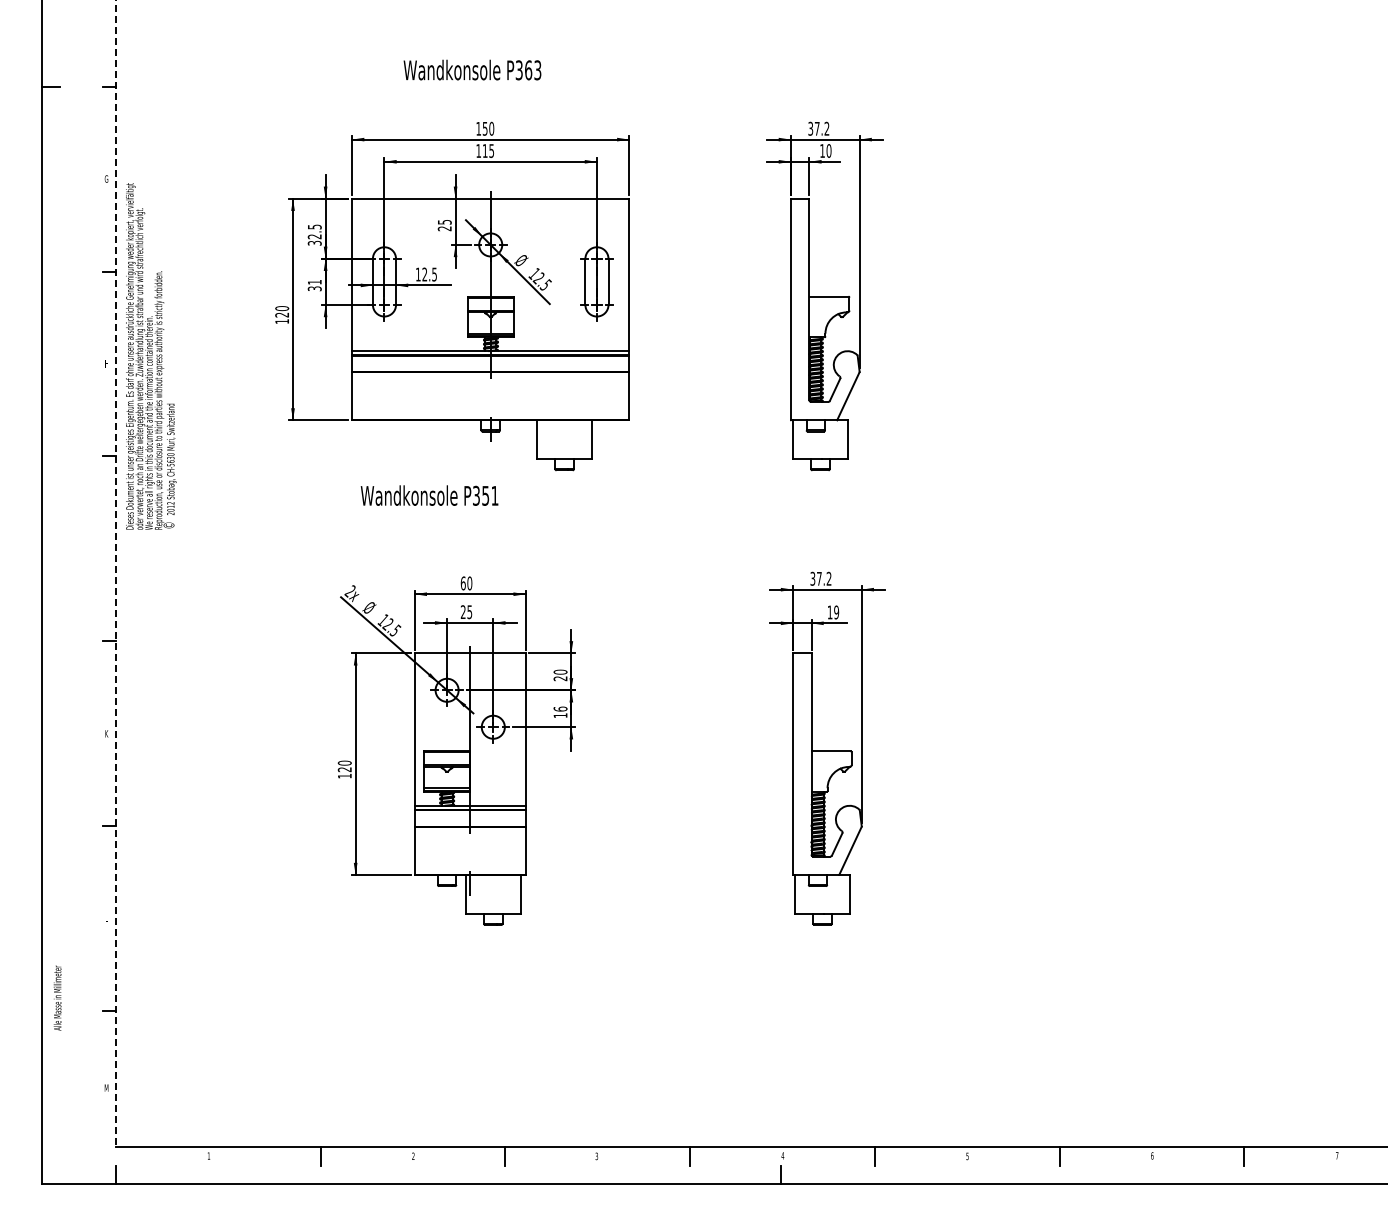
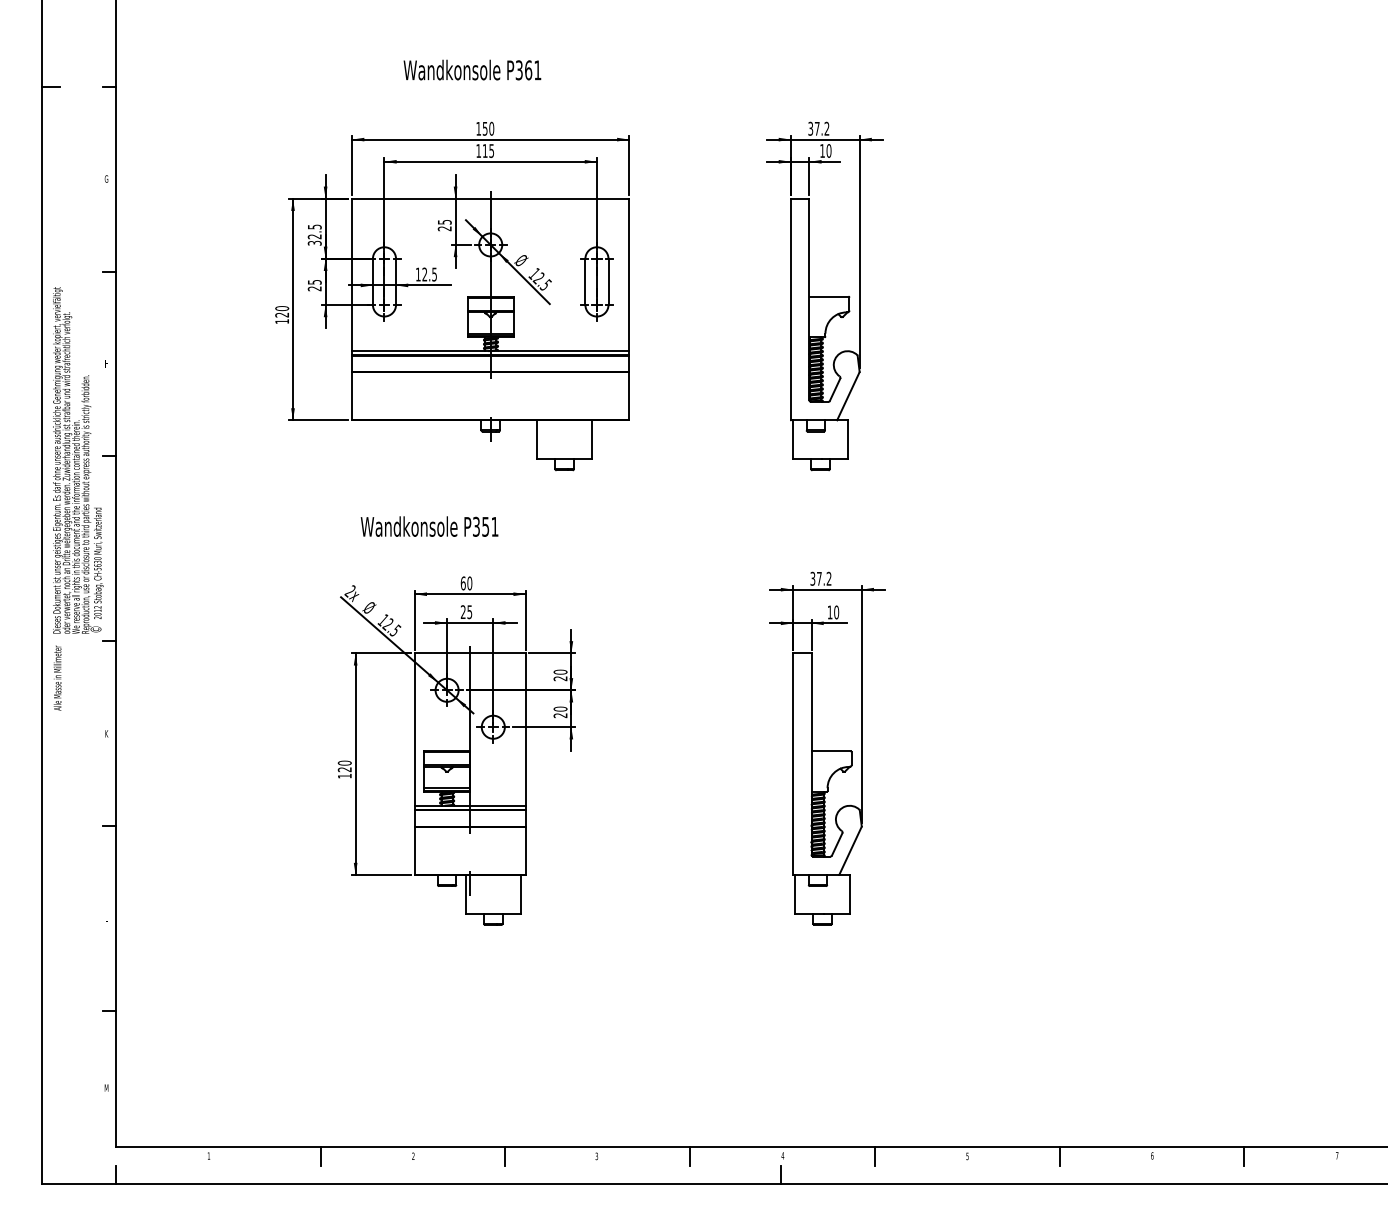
text: P363 -> P361 (537, 70)
text: 31 -> 25 (314, 285)
text position: (151, 356) -> (78, 460) (78, 460)
text position: (429, 495) -> (429, 526) (429, 526)
line: dashed -> solid (115, 574)
text: 19 -> 10 (836, 612)
text: 16 -> 20 (560, 712)
text position: (57, 997) -> (57, 677) (57, 677)
